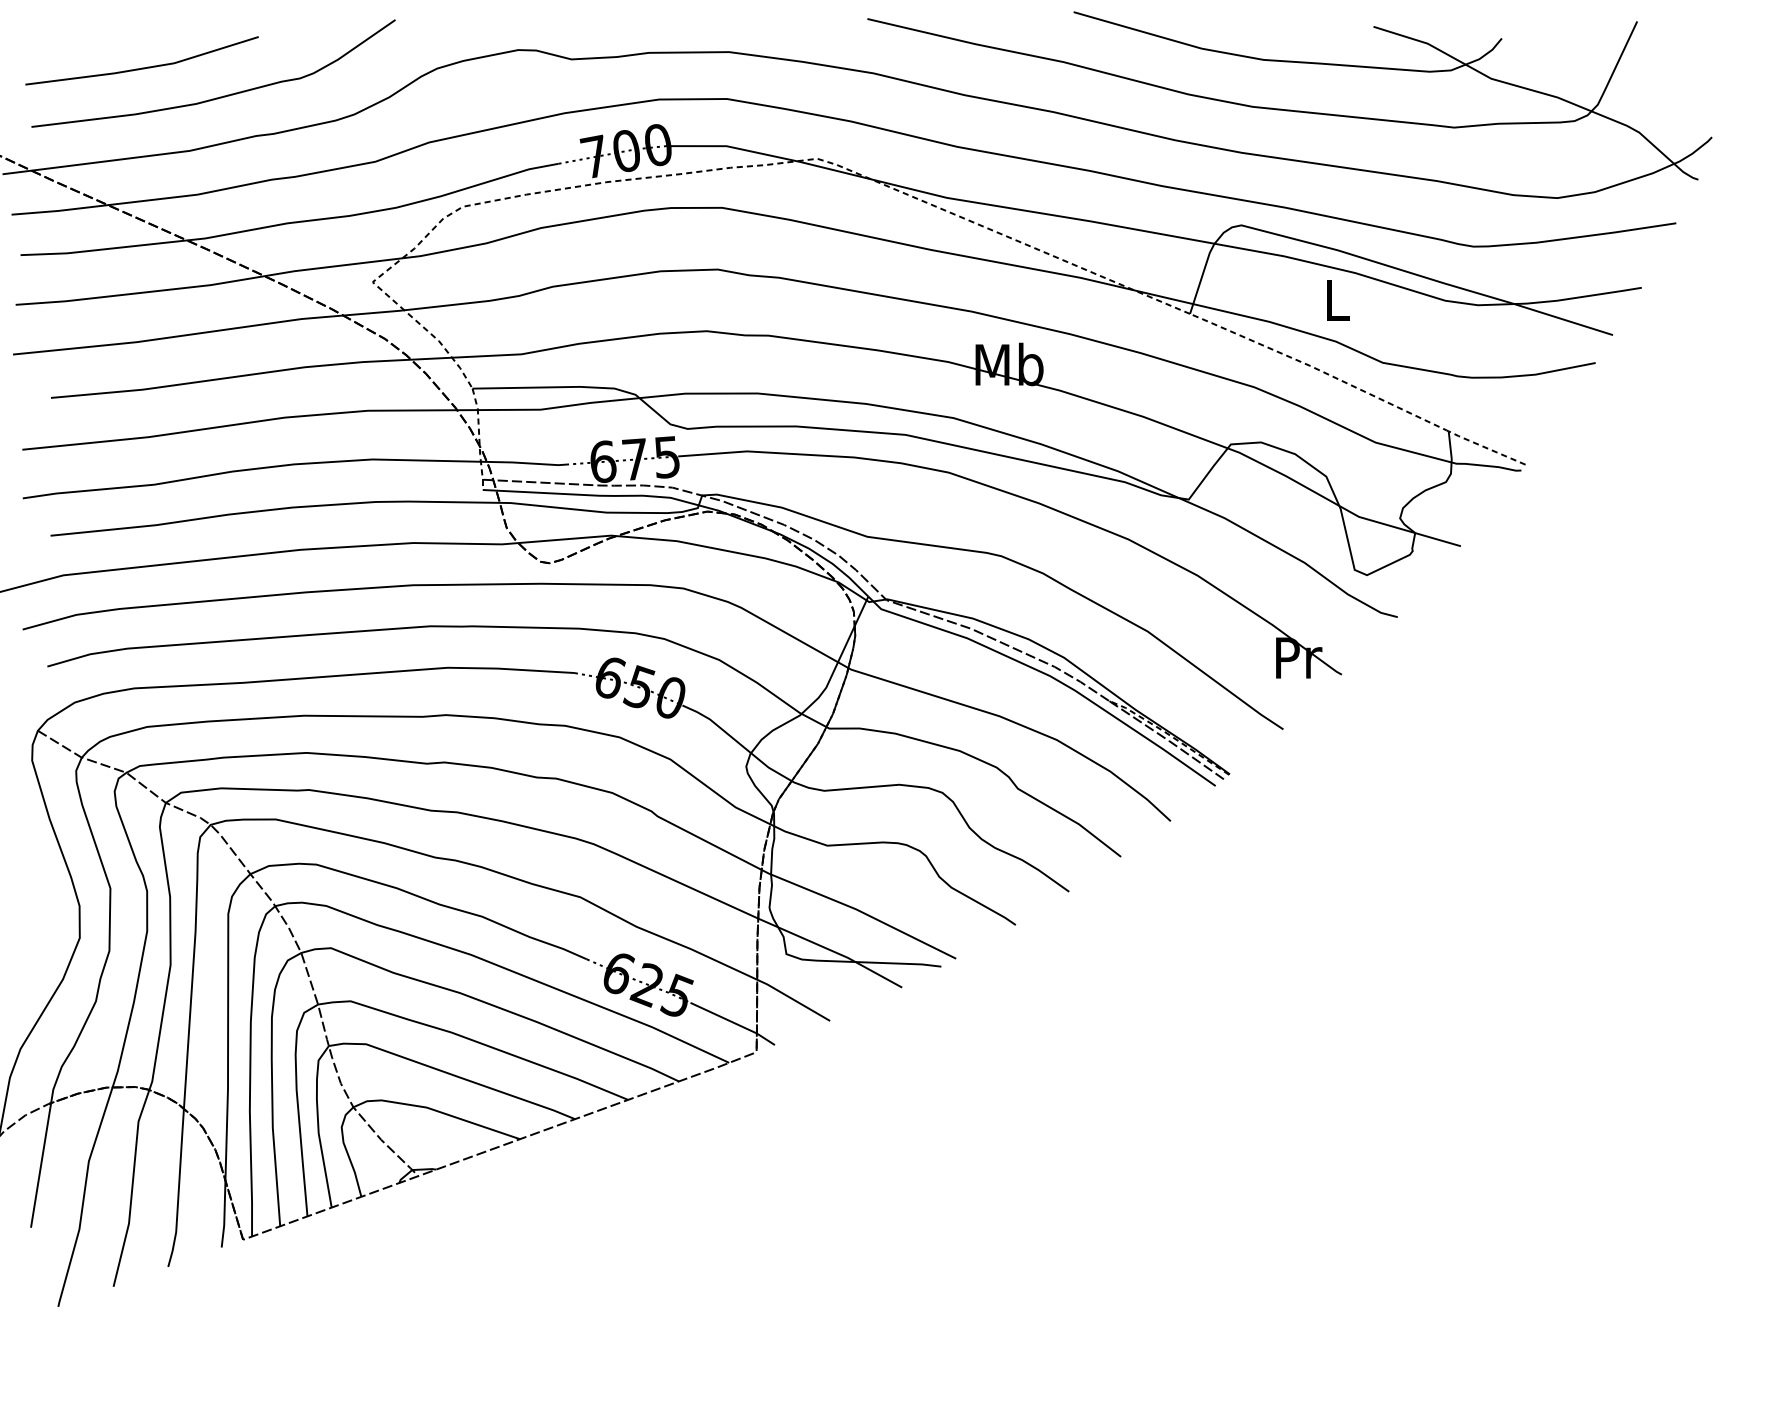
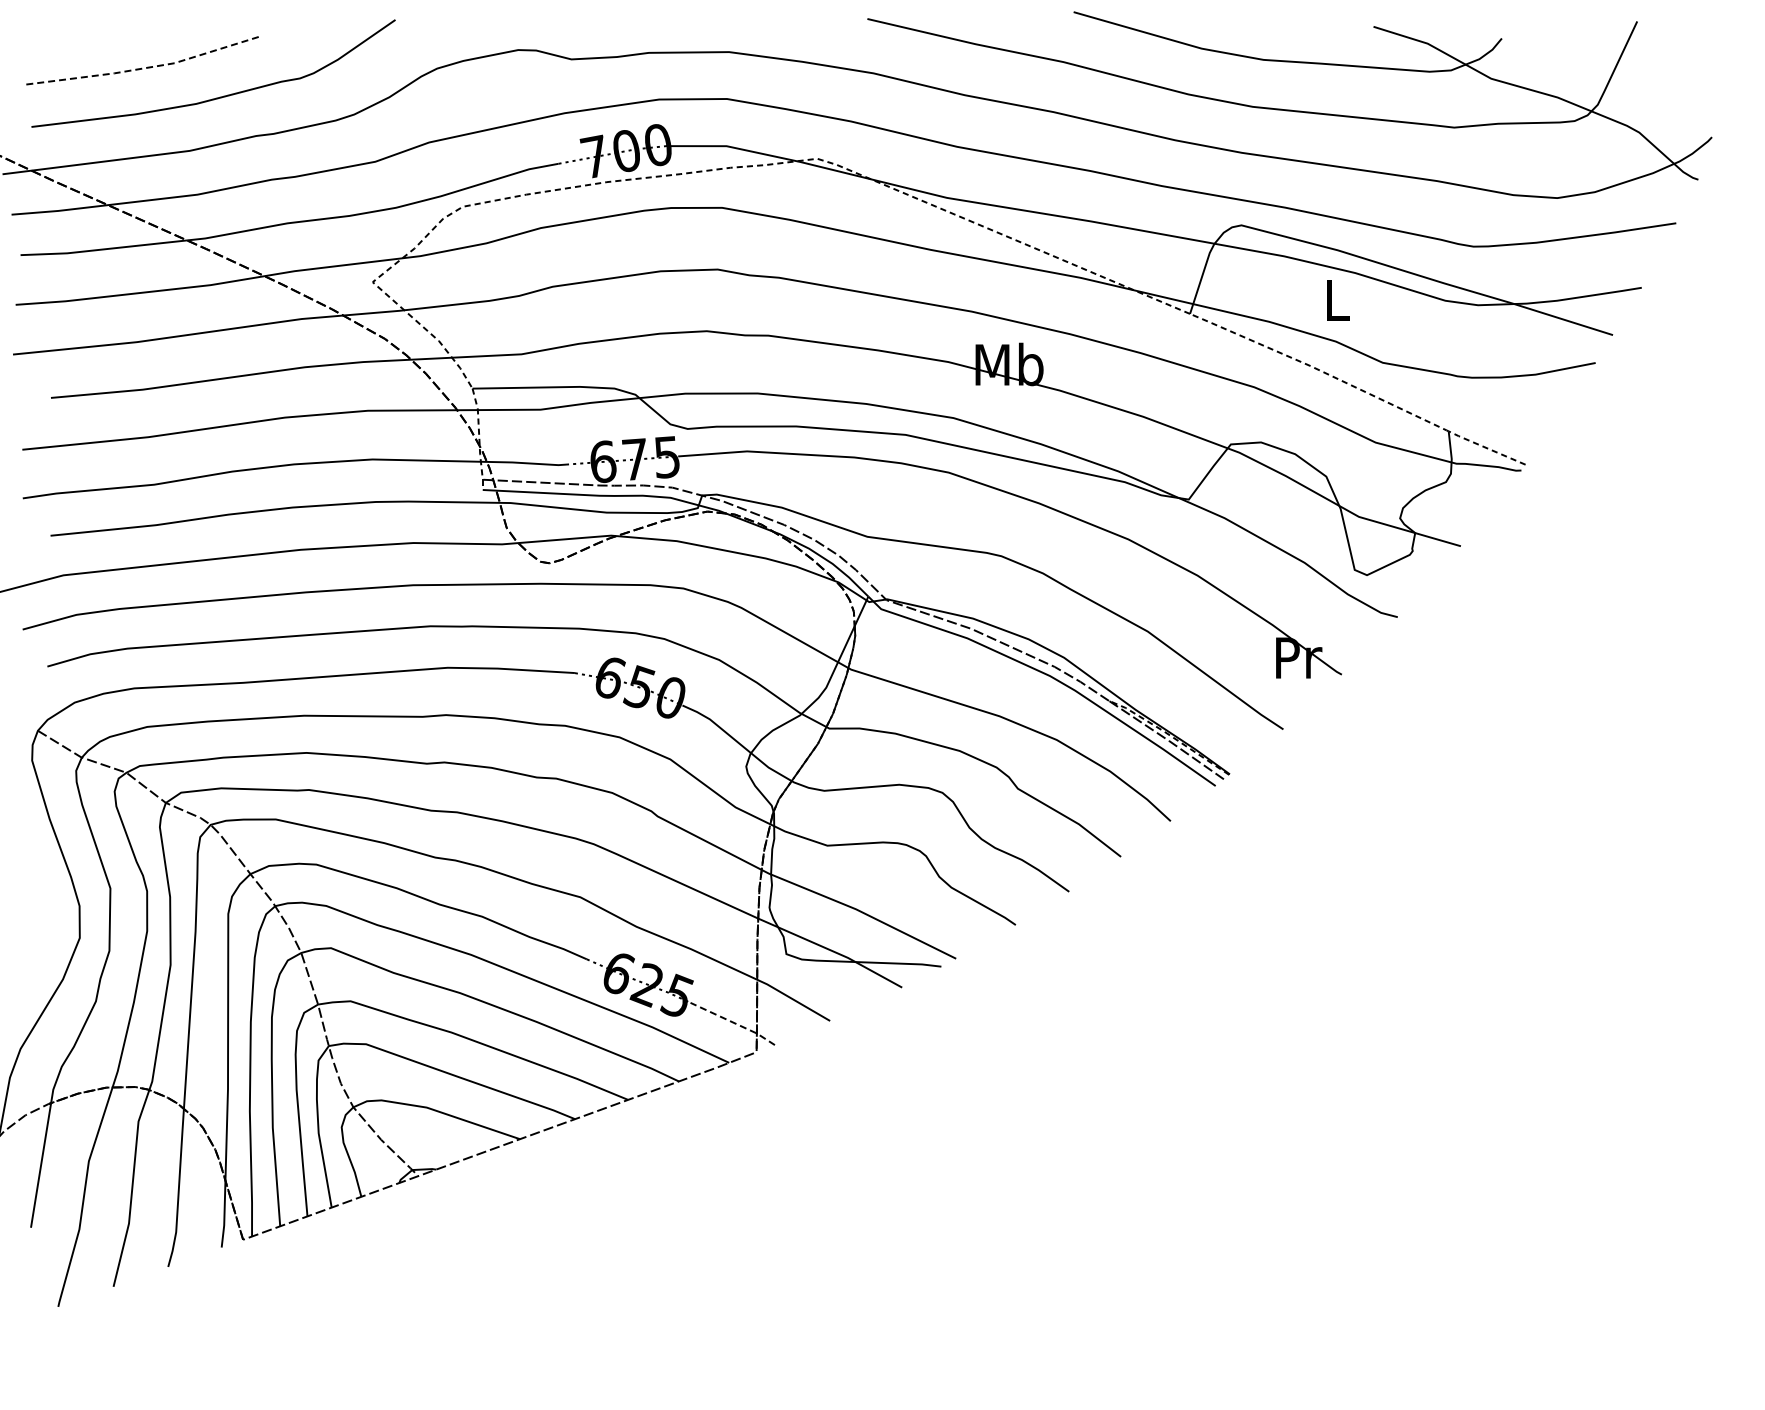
line: solid -> dashed (143, 68)
line: solid -> dashed (733, 1022)
